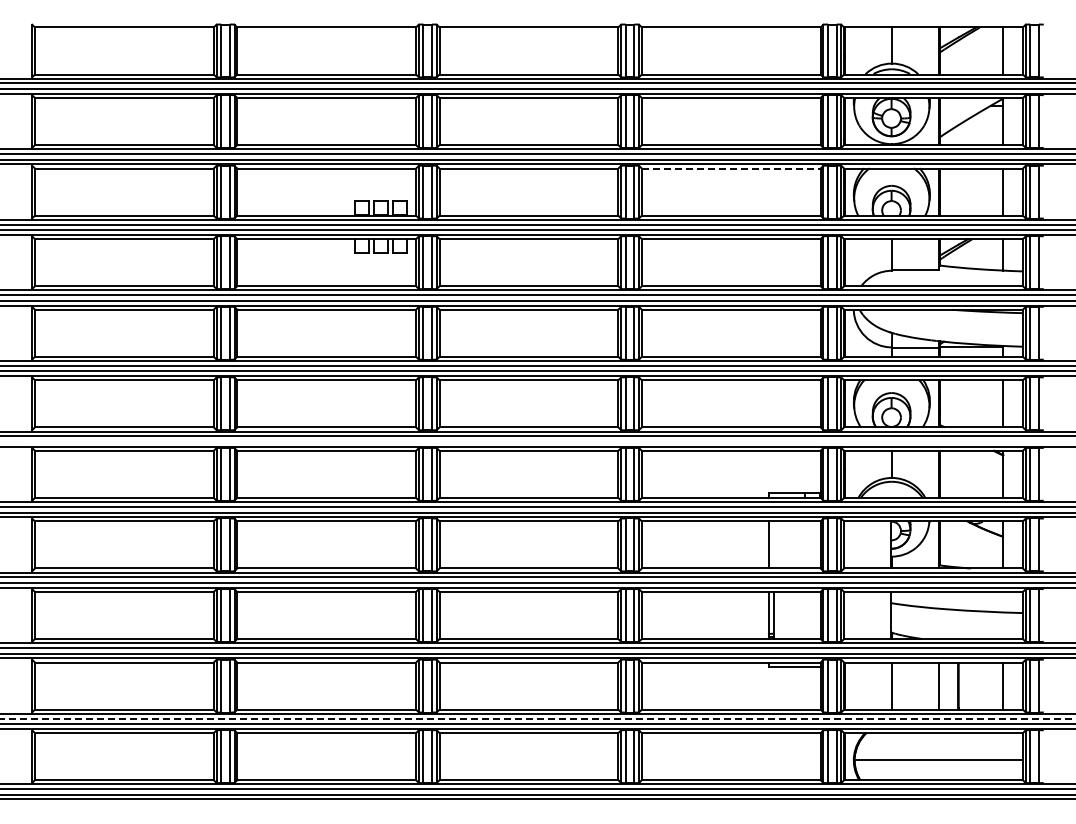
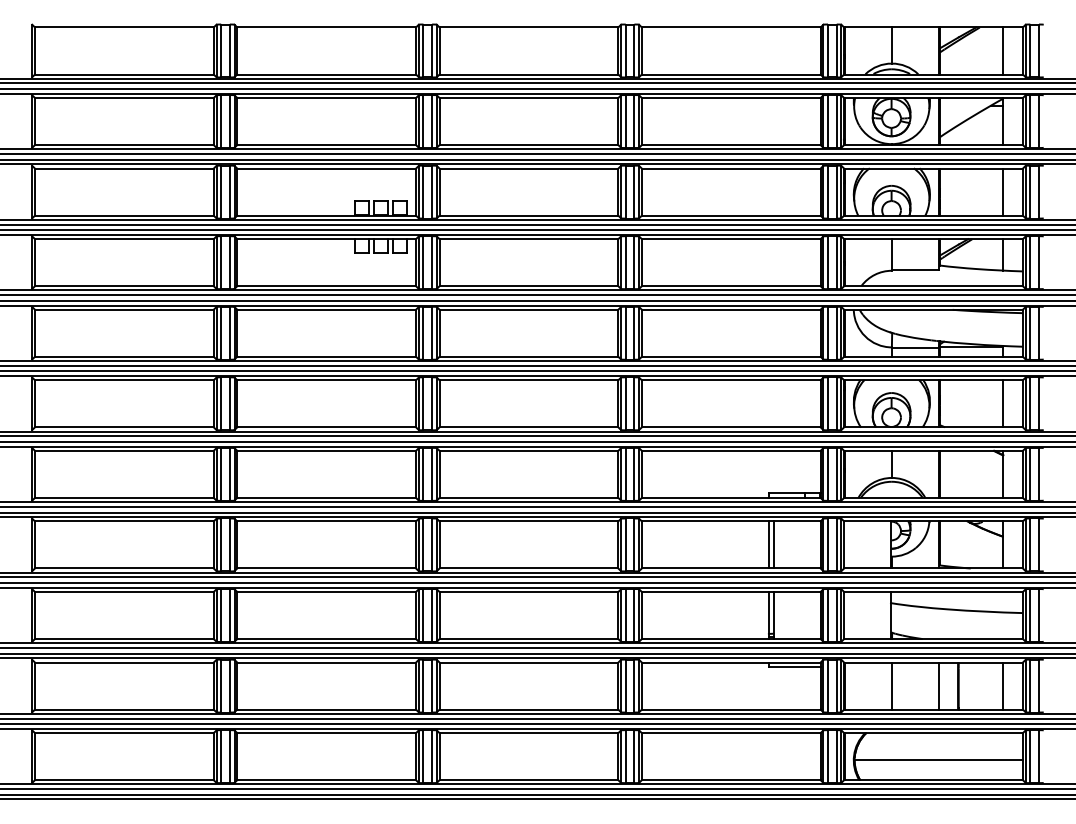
line: dashed -> solid (731, 168)
line: none -> present (537, 441)
line: none -> present (773, 544)
line: dashed -> solid (537, 718)
